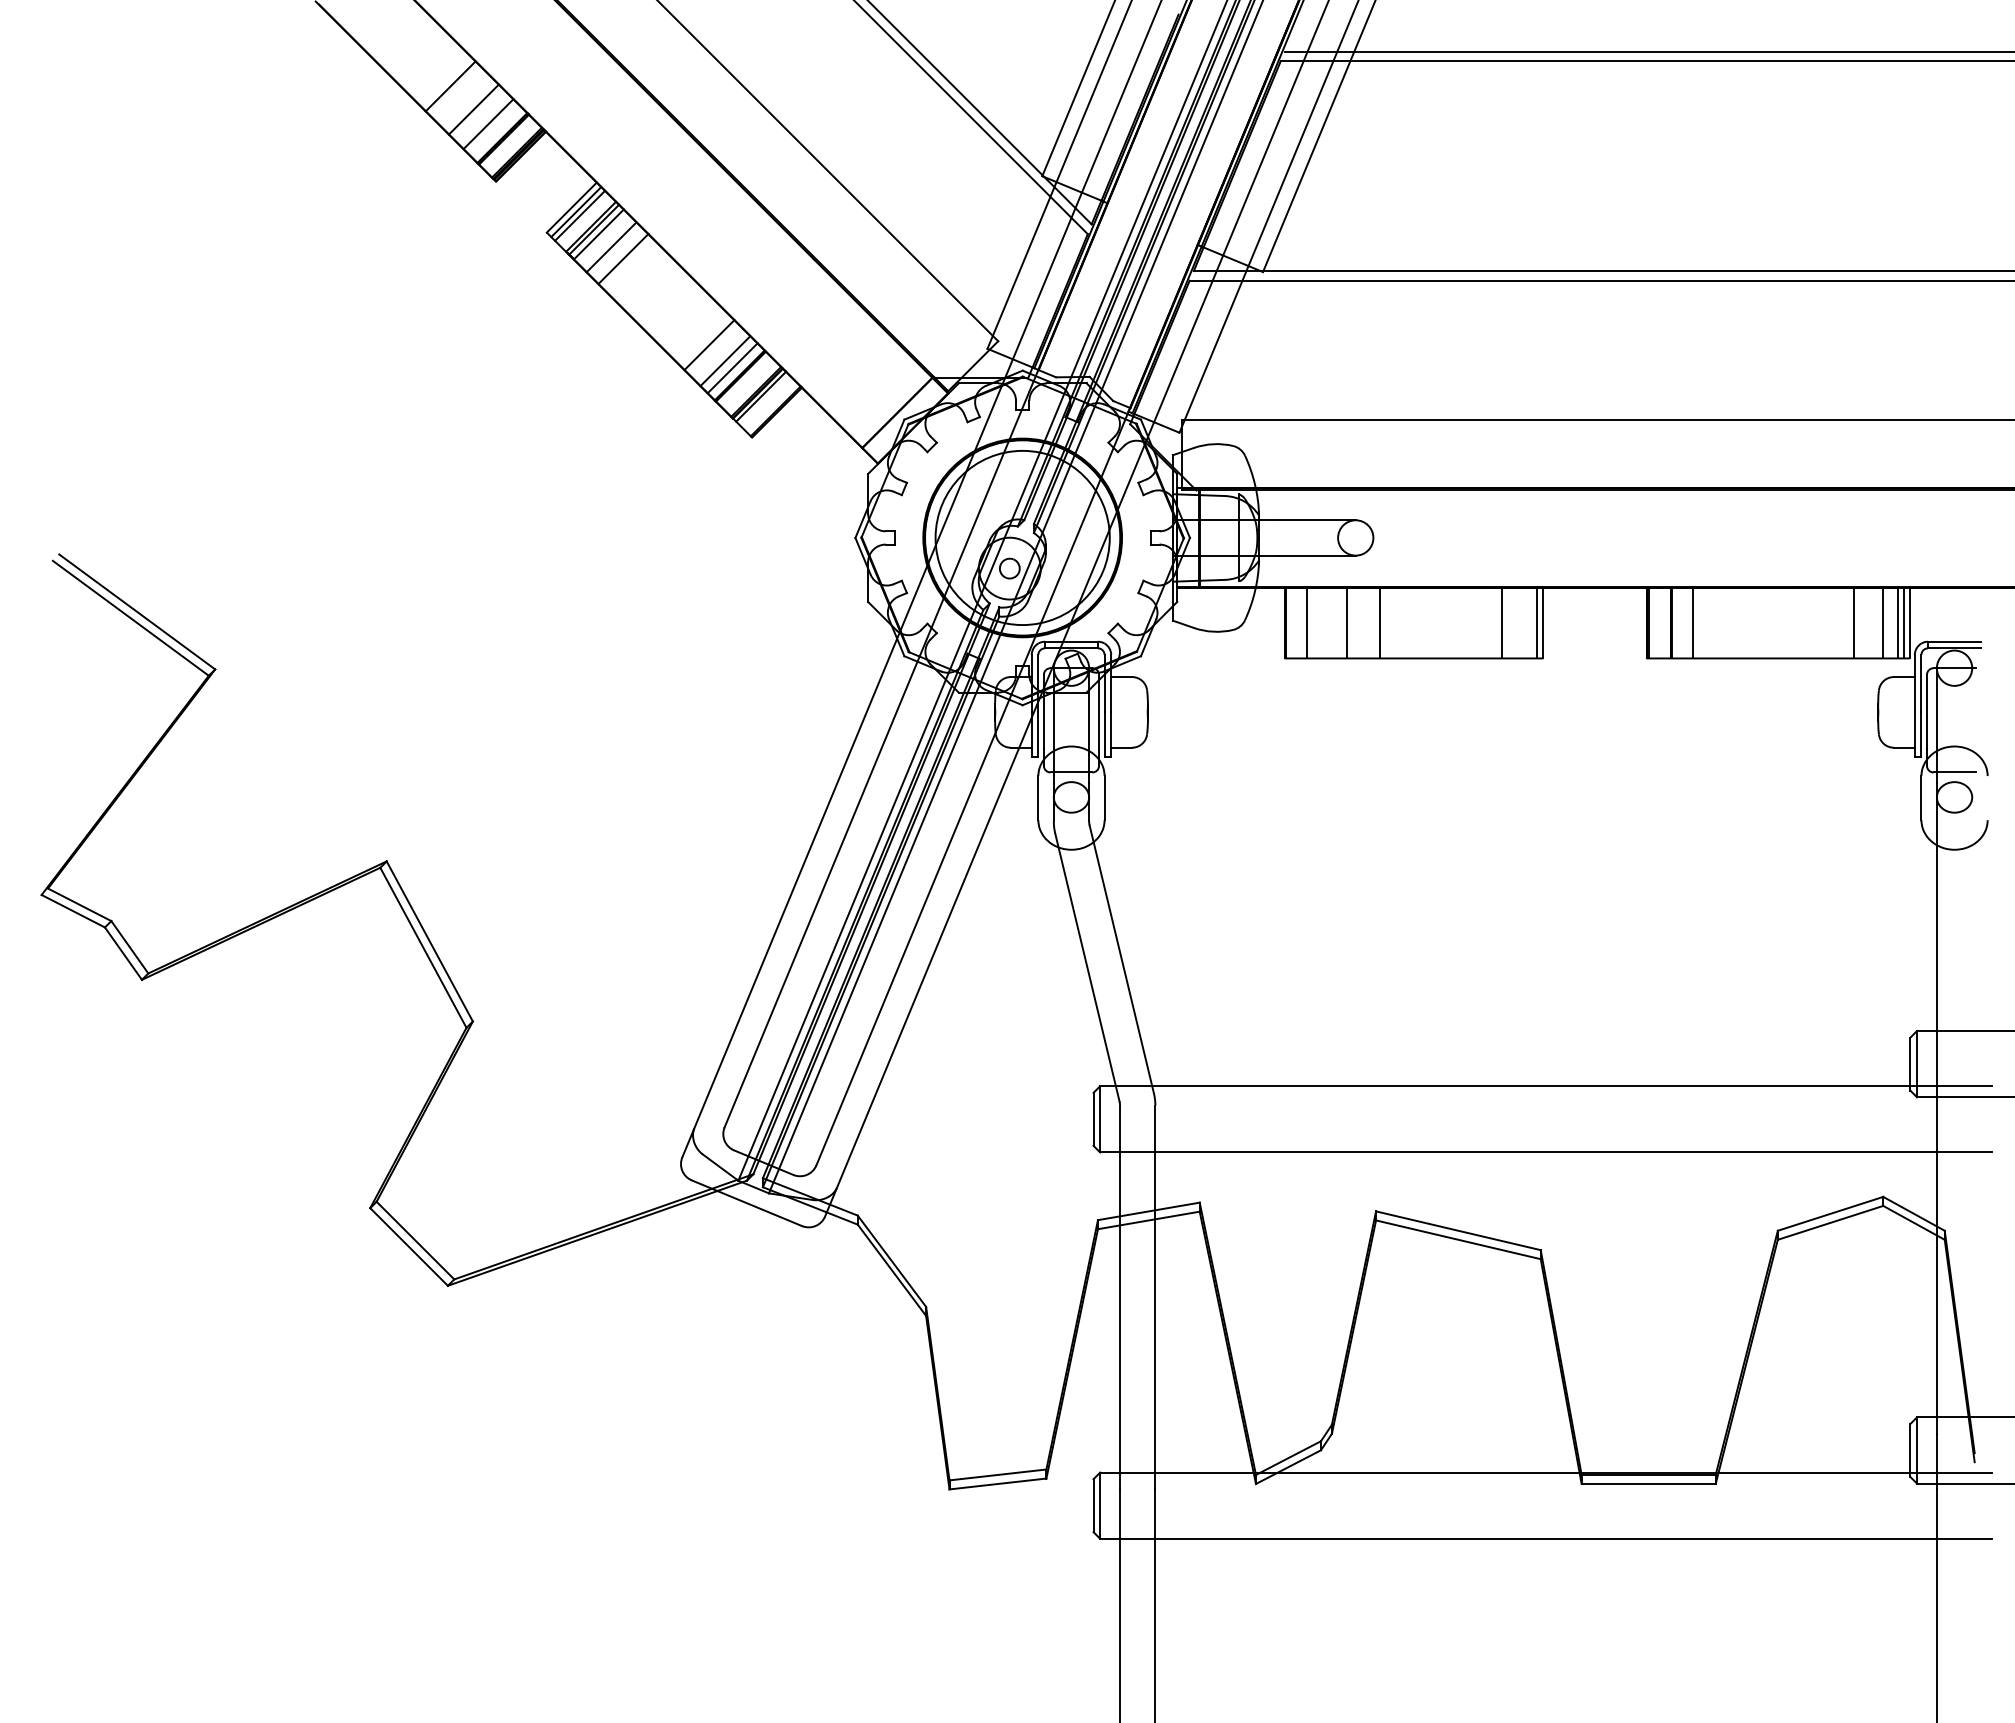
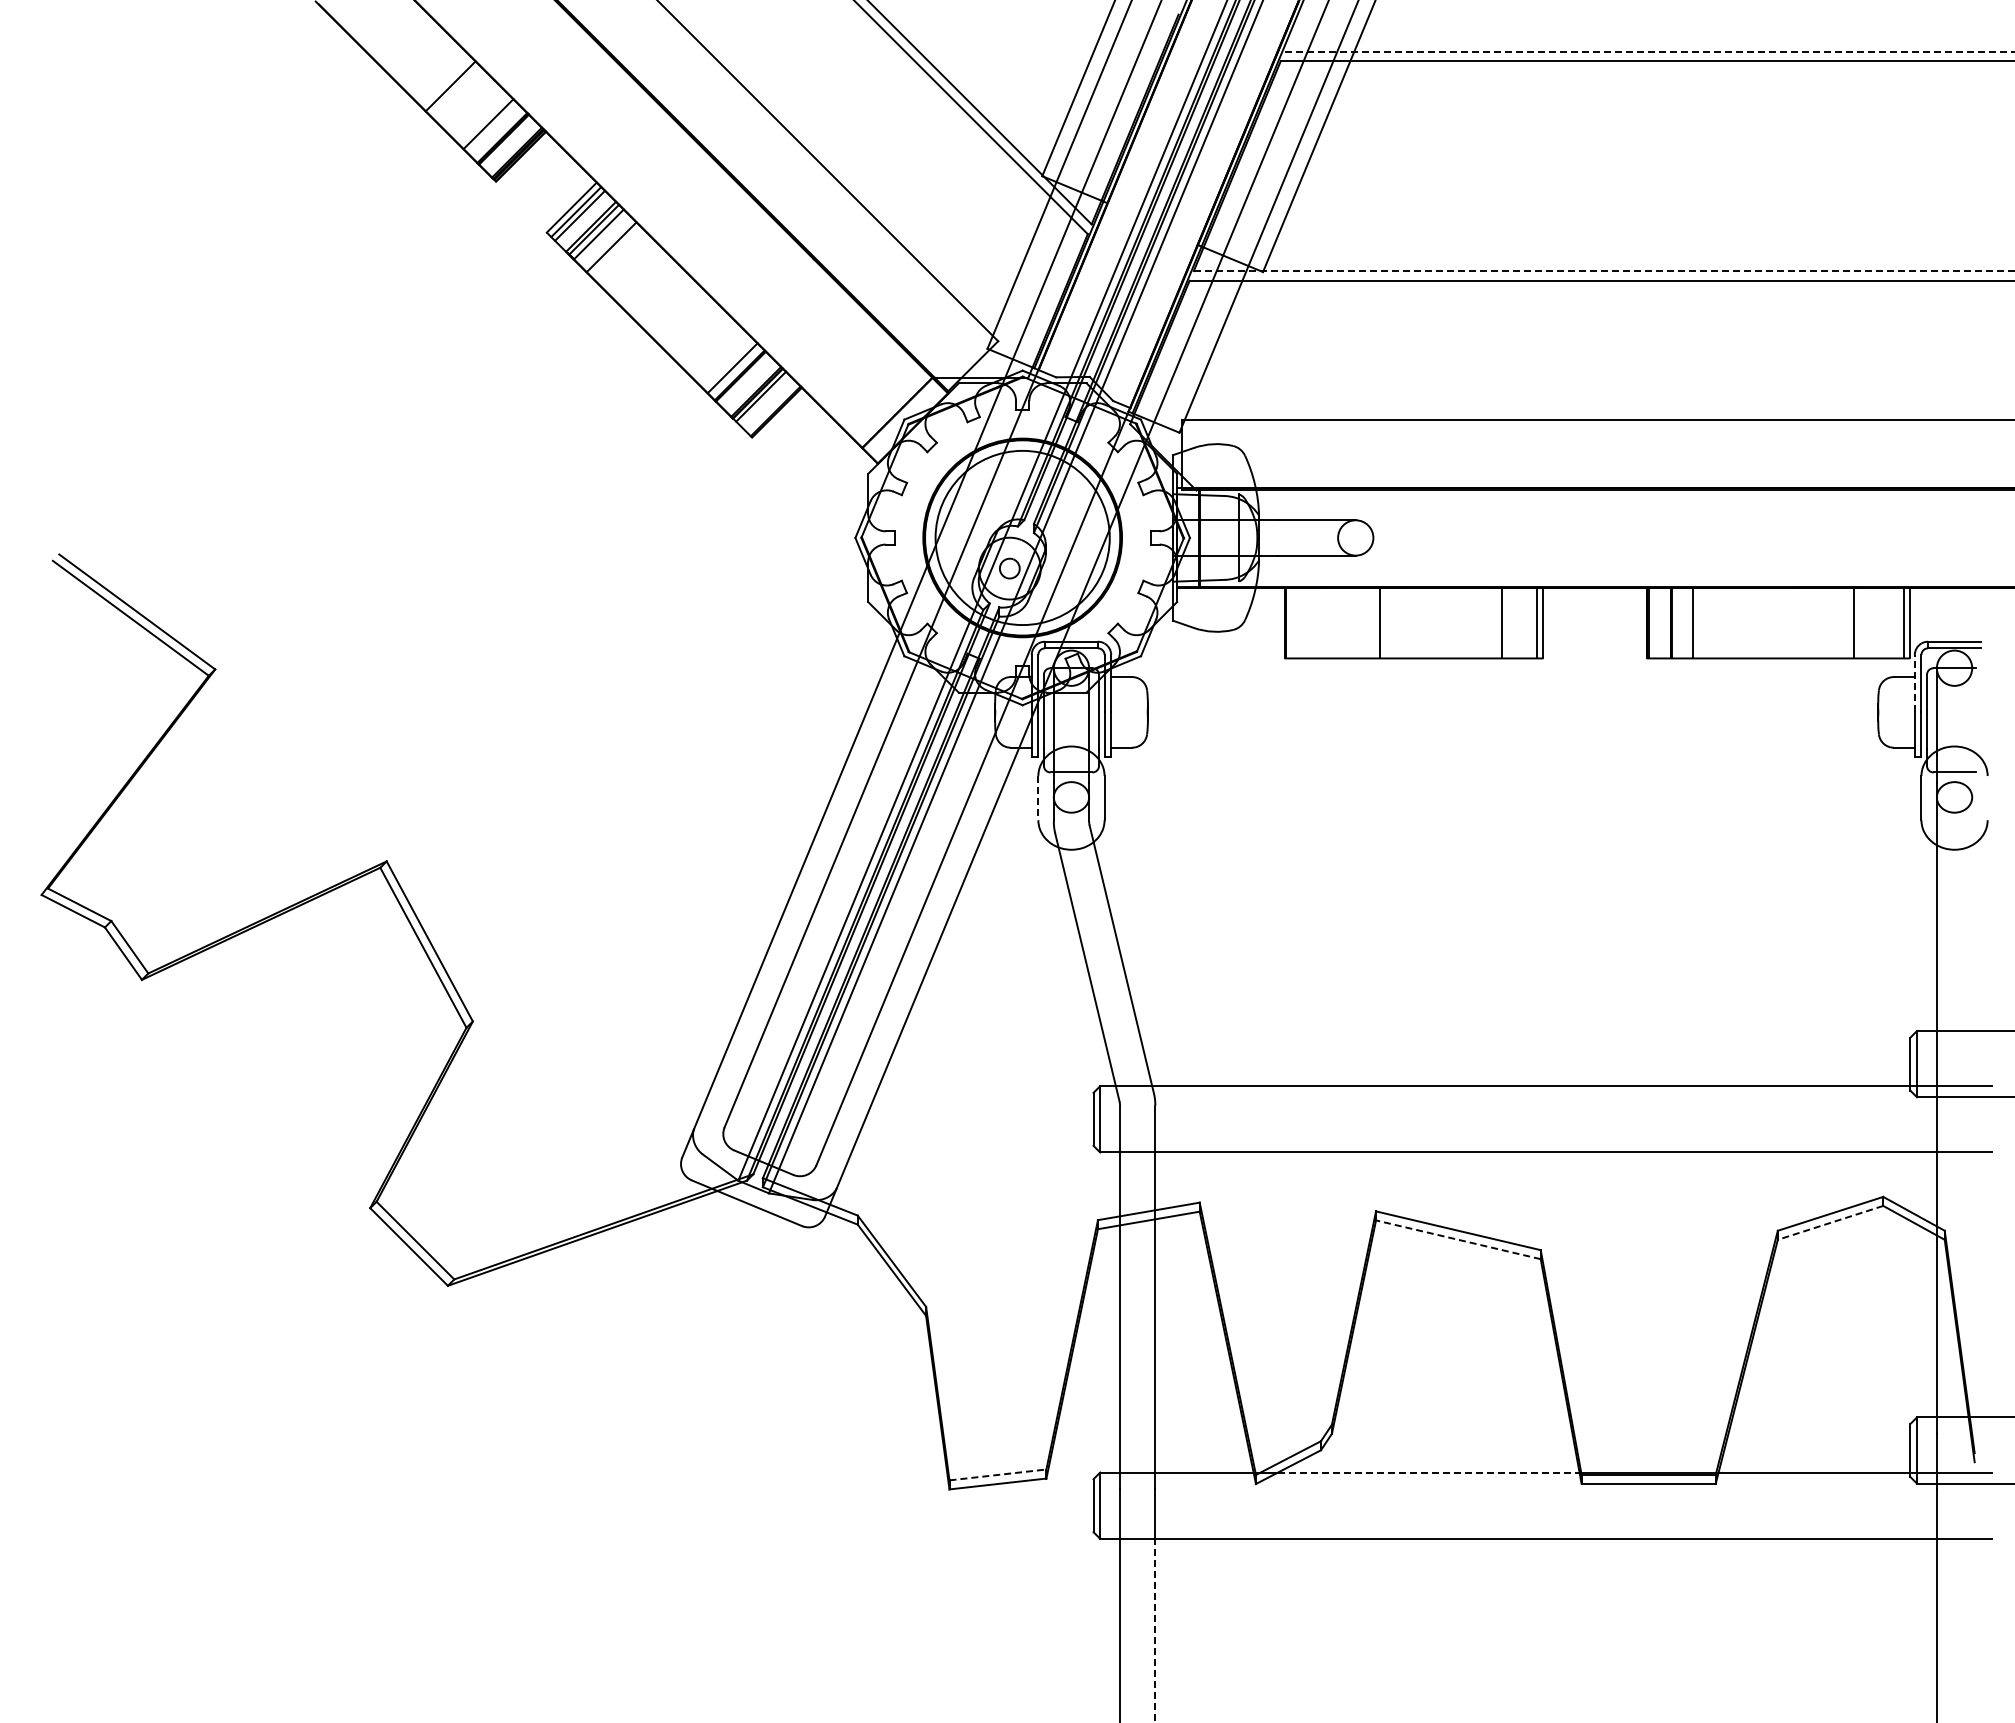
line: solid -> dashed (1649, 51)
line: present -> none (473, 109)
line: present -> none (623, 258)
line: solid -> dashed (1604, 271)
line: present -> none (709, 345)
line: present -> none (725, 361)
line: present -> none (1307, 622)
line: present -> none (1347, 622)
line: present -> none (1882, 622)
line: present -> none (1898, 622)
line: solid -> dashed (1914, 683)
line: solid -> dashed (1038, 798)
line: solid -> dashed (1830, 1223)
line: solid -> dashed (1458, 1239)
line: solid -> dashed (1428, 1472)
line: solid -> dashed (997, 1474)
line: solid -> dashed (1155, 1630)
